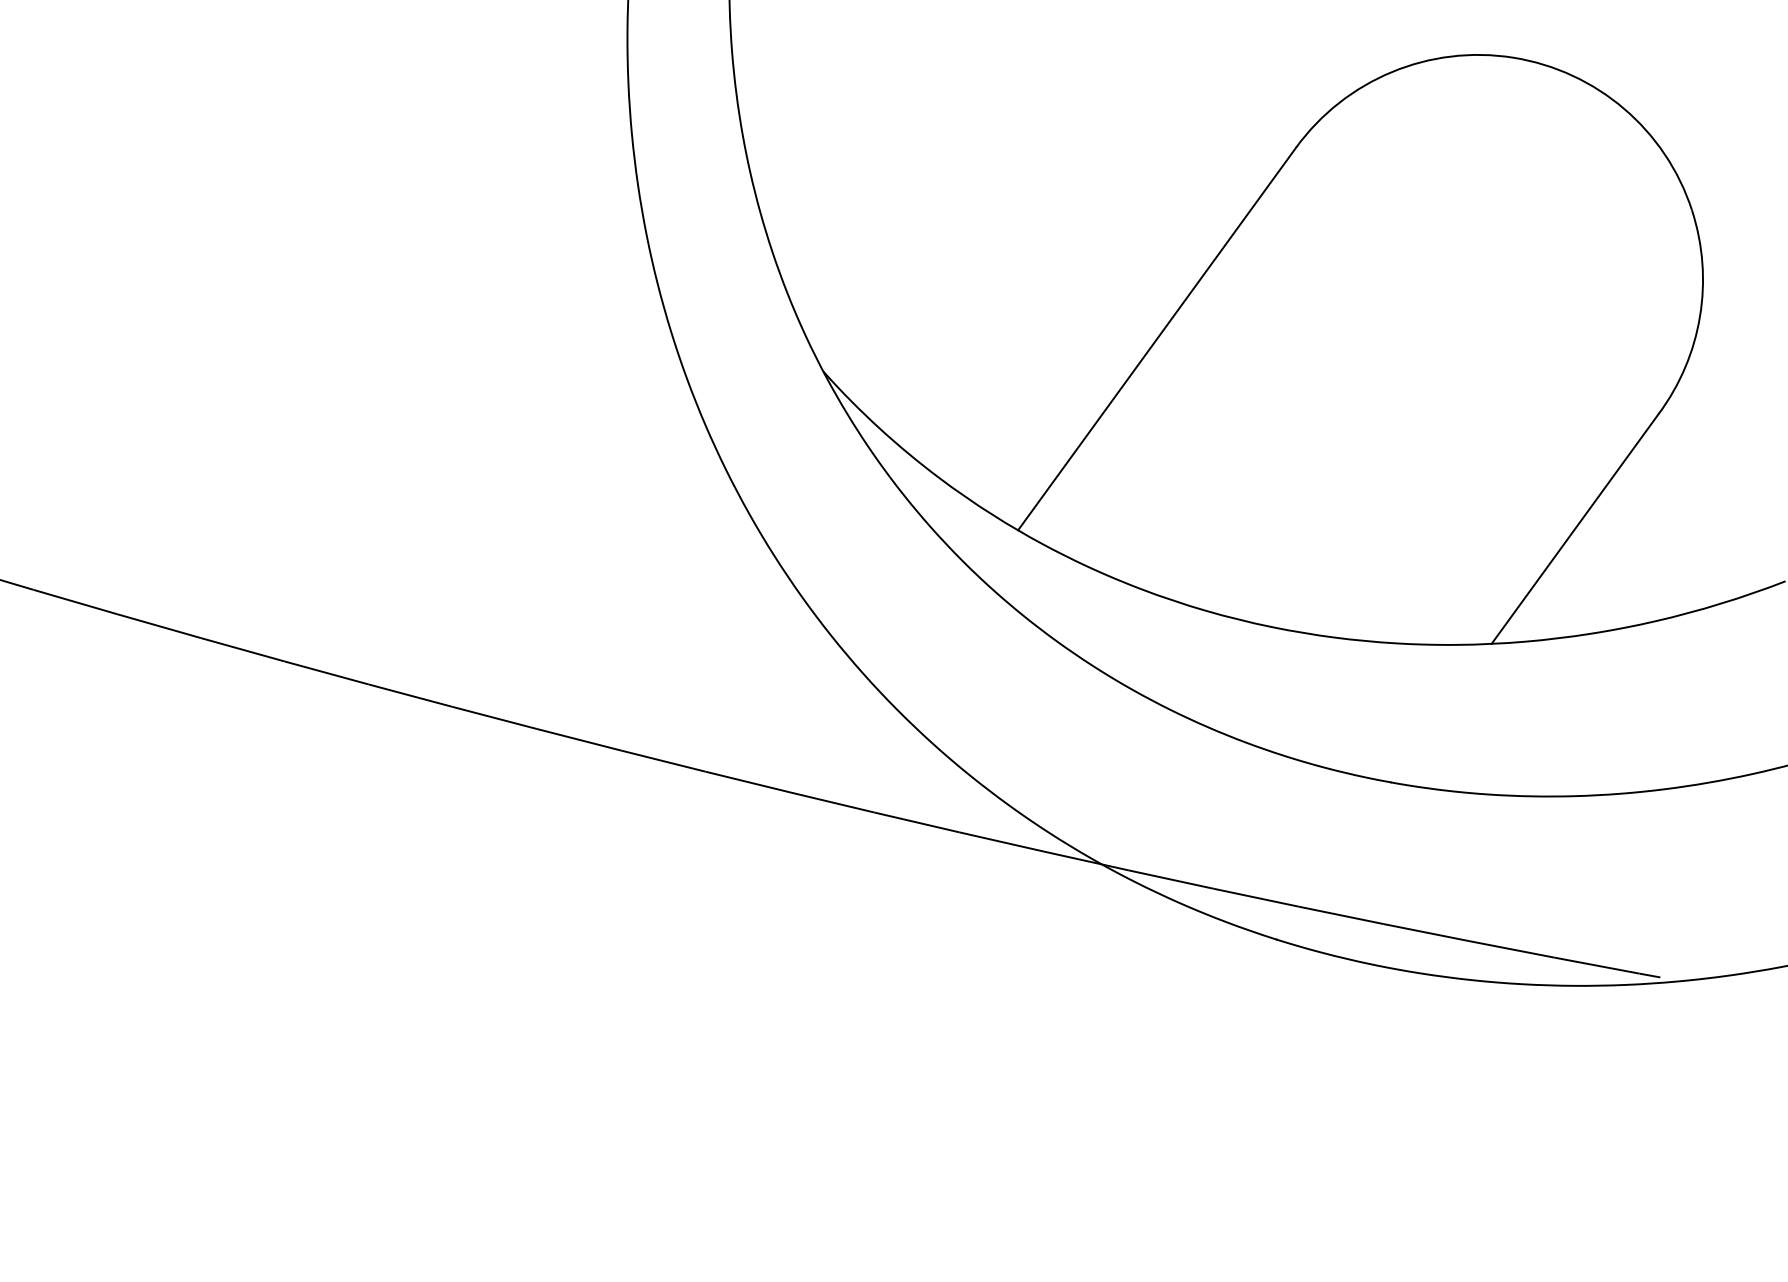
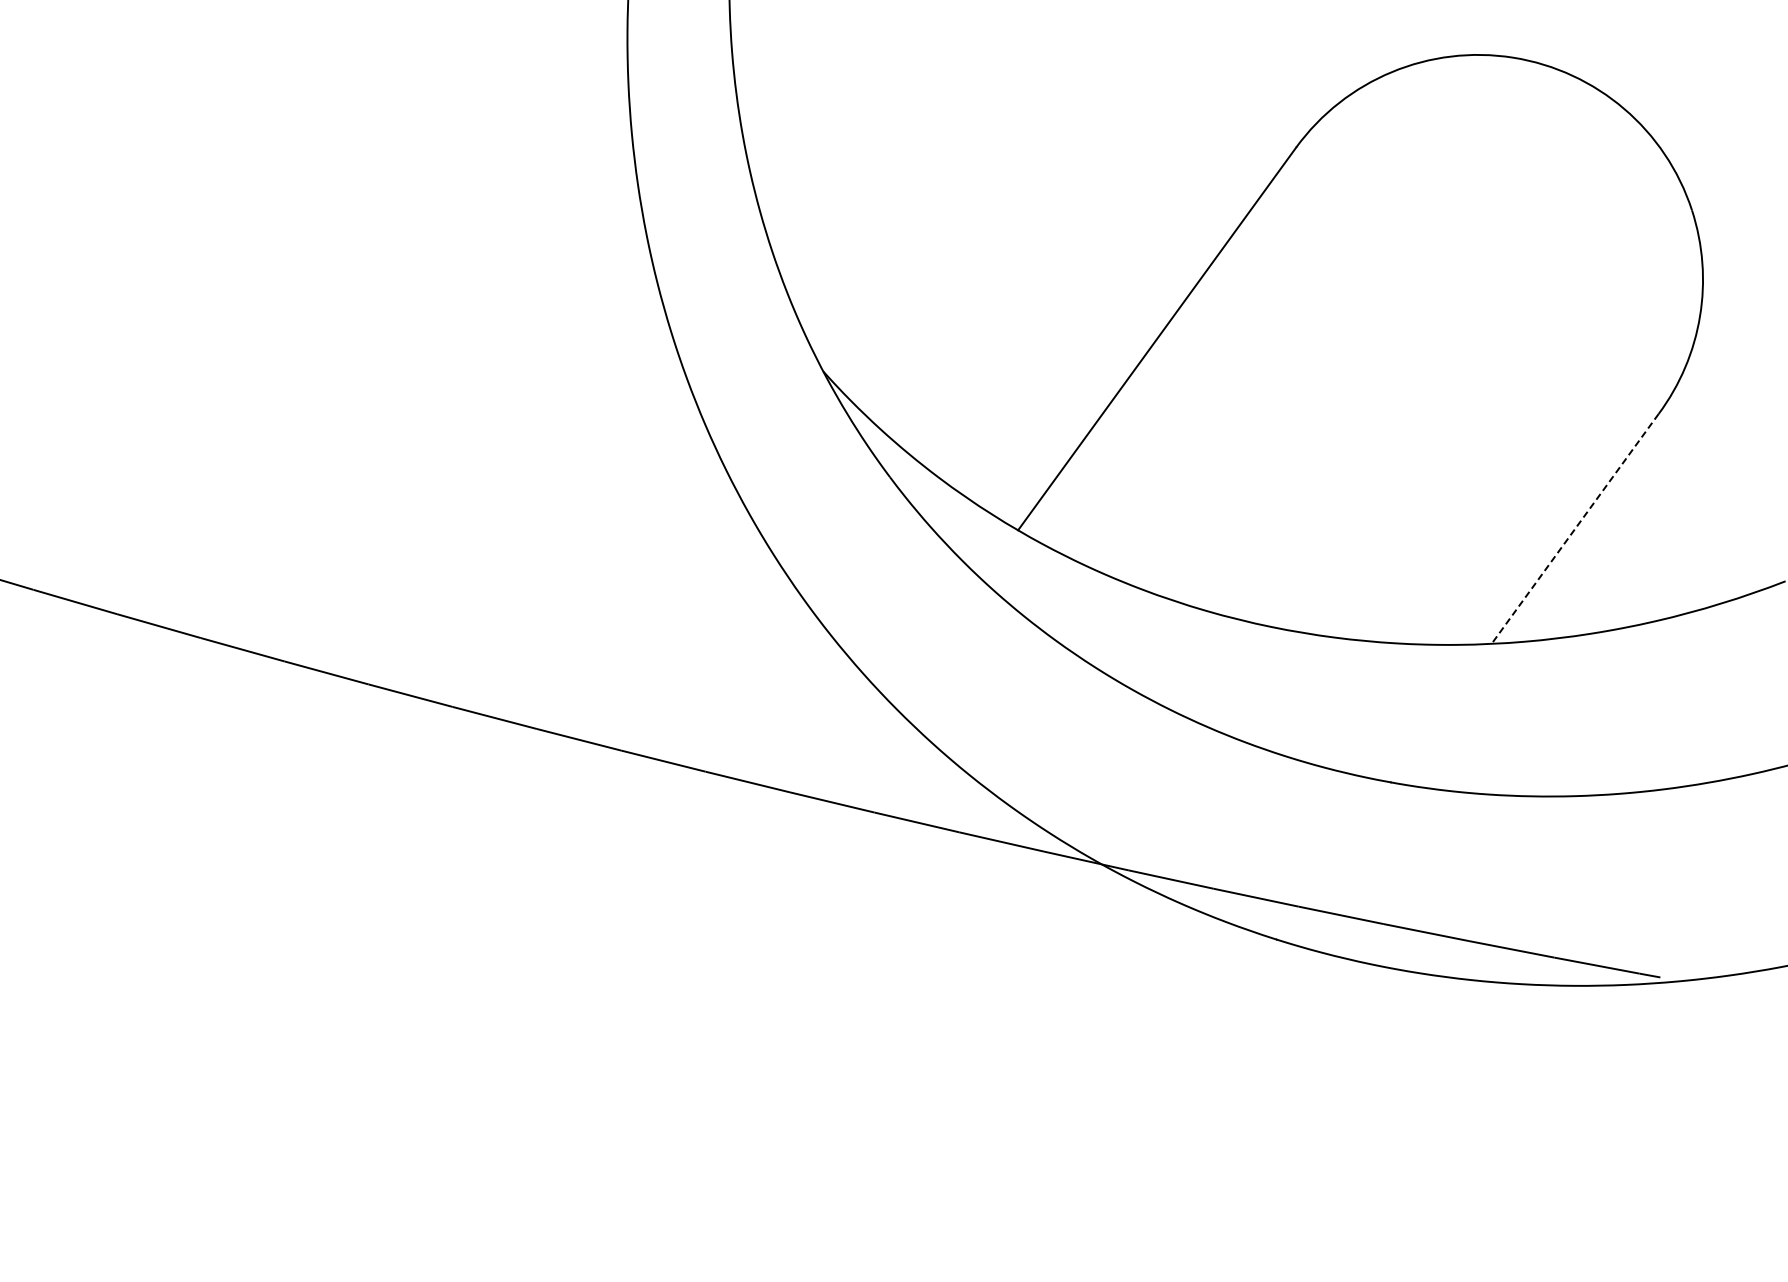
line: solid -> dashed (1574, 529)
